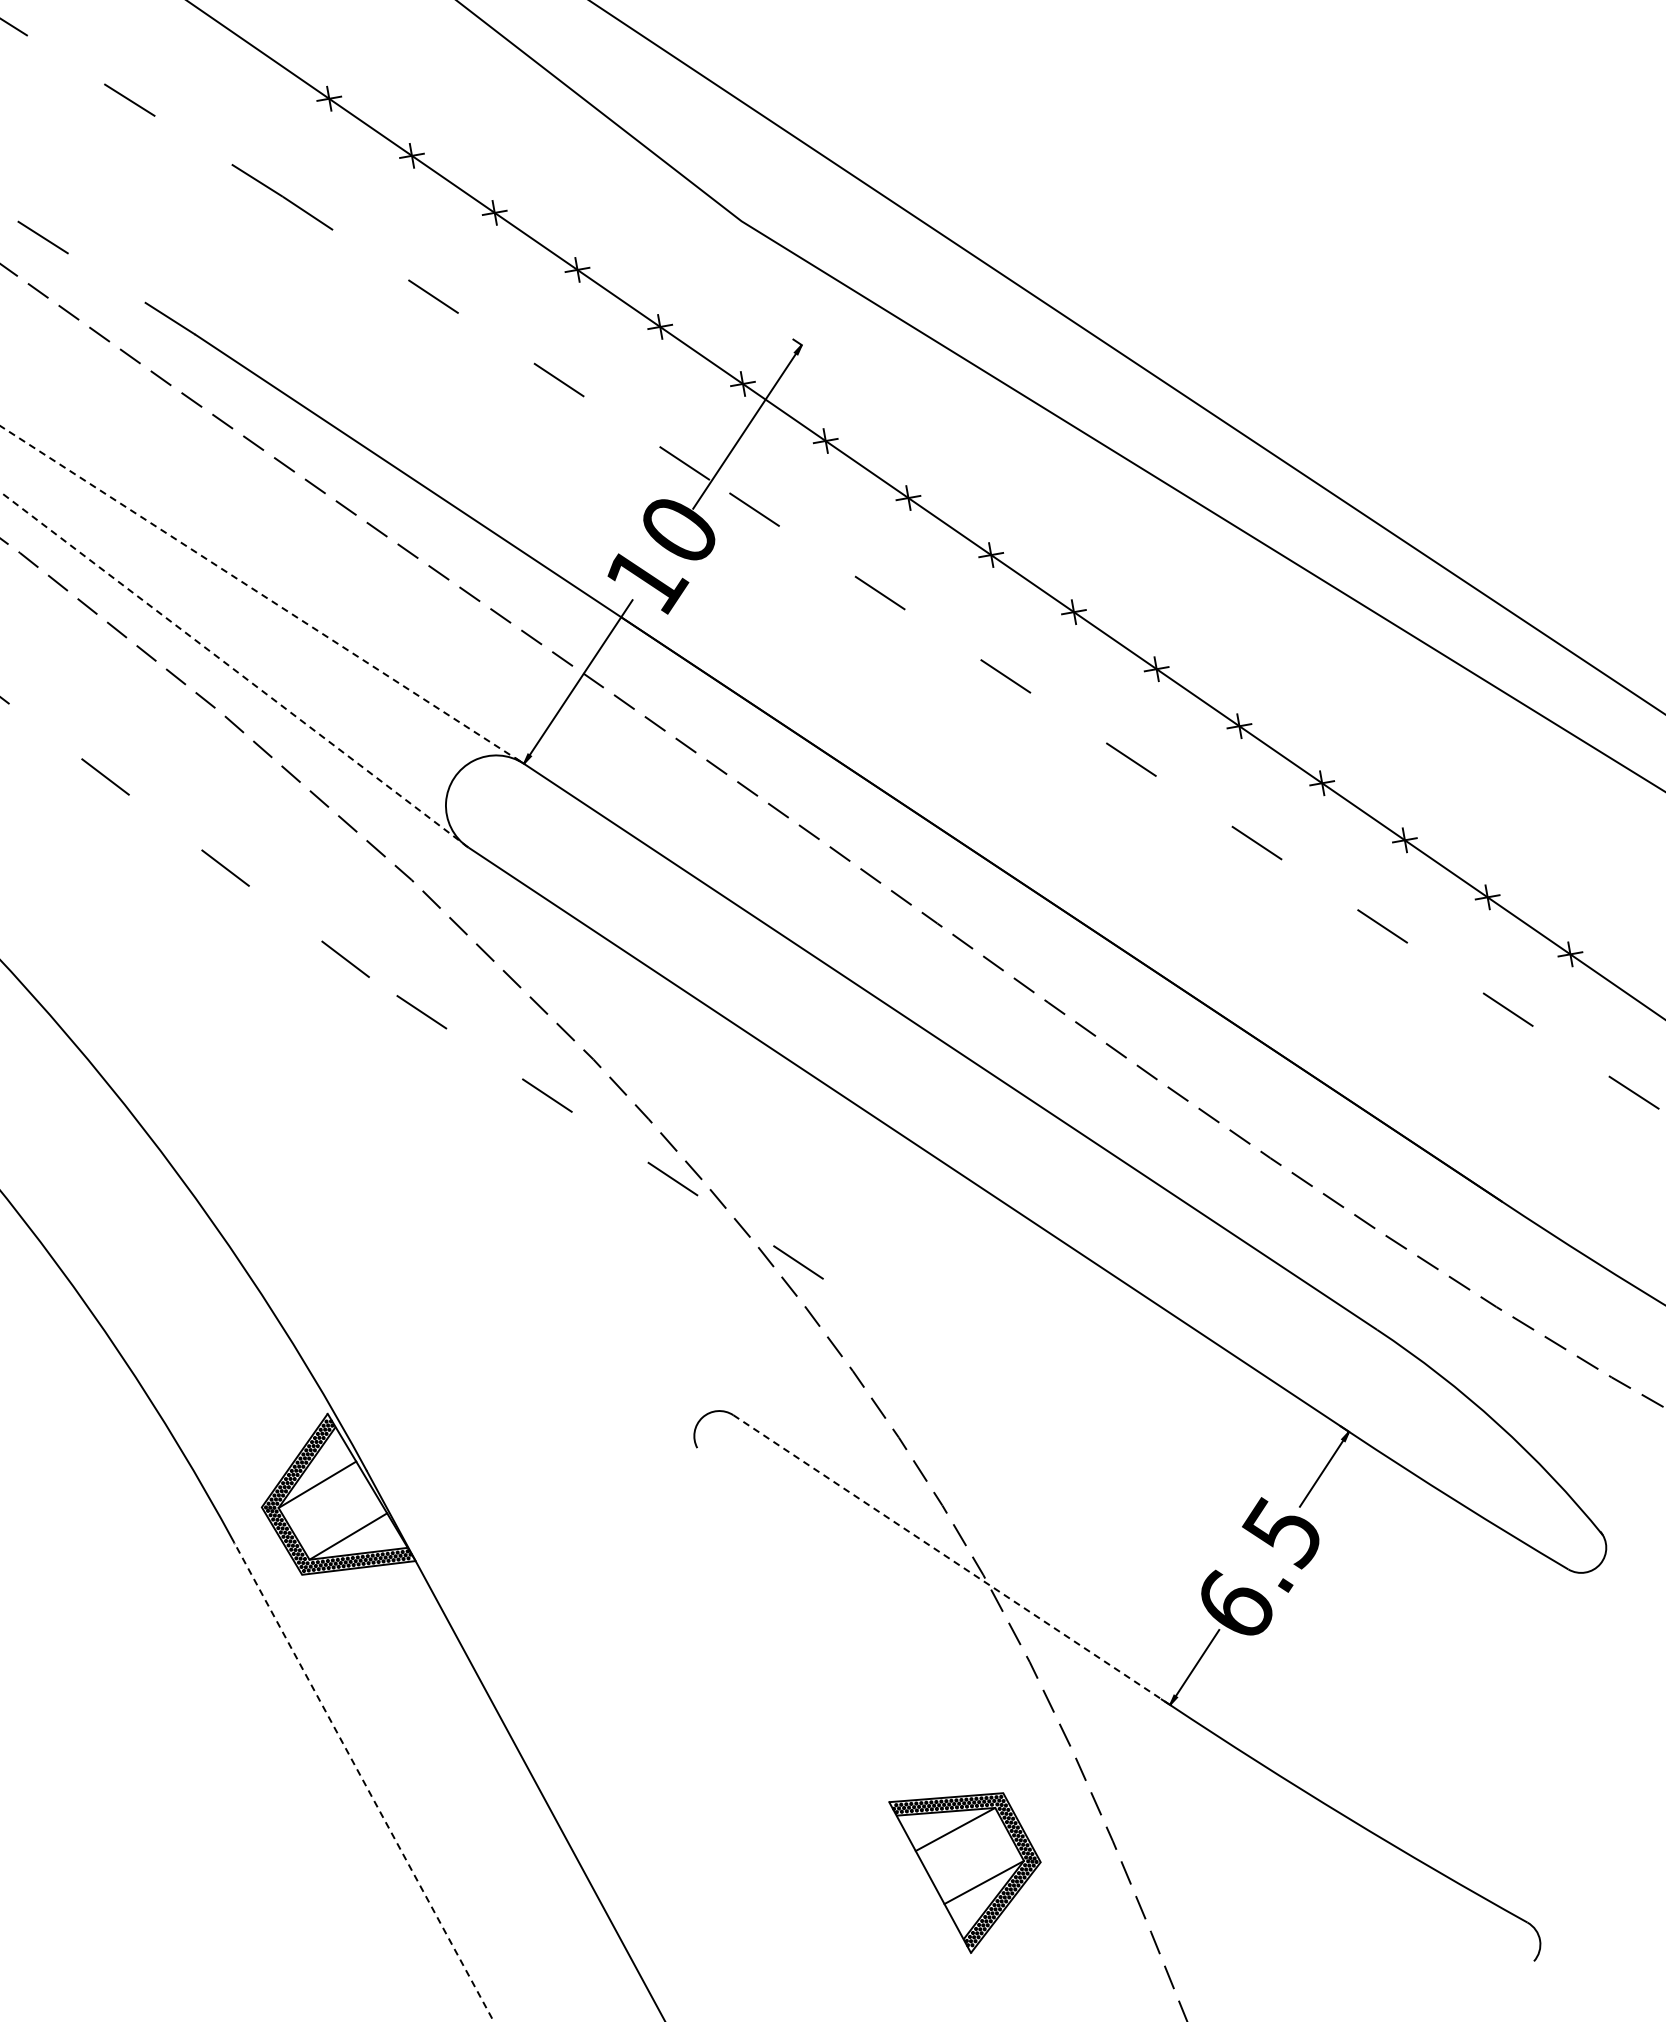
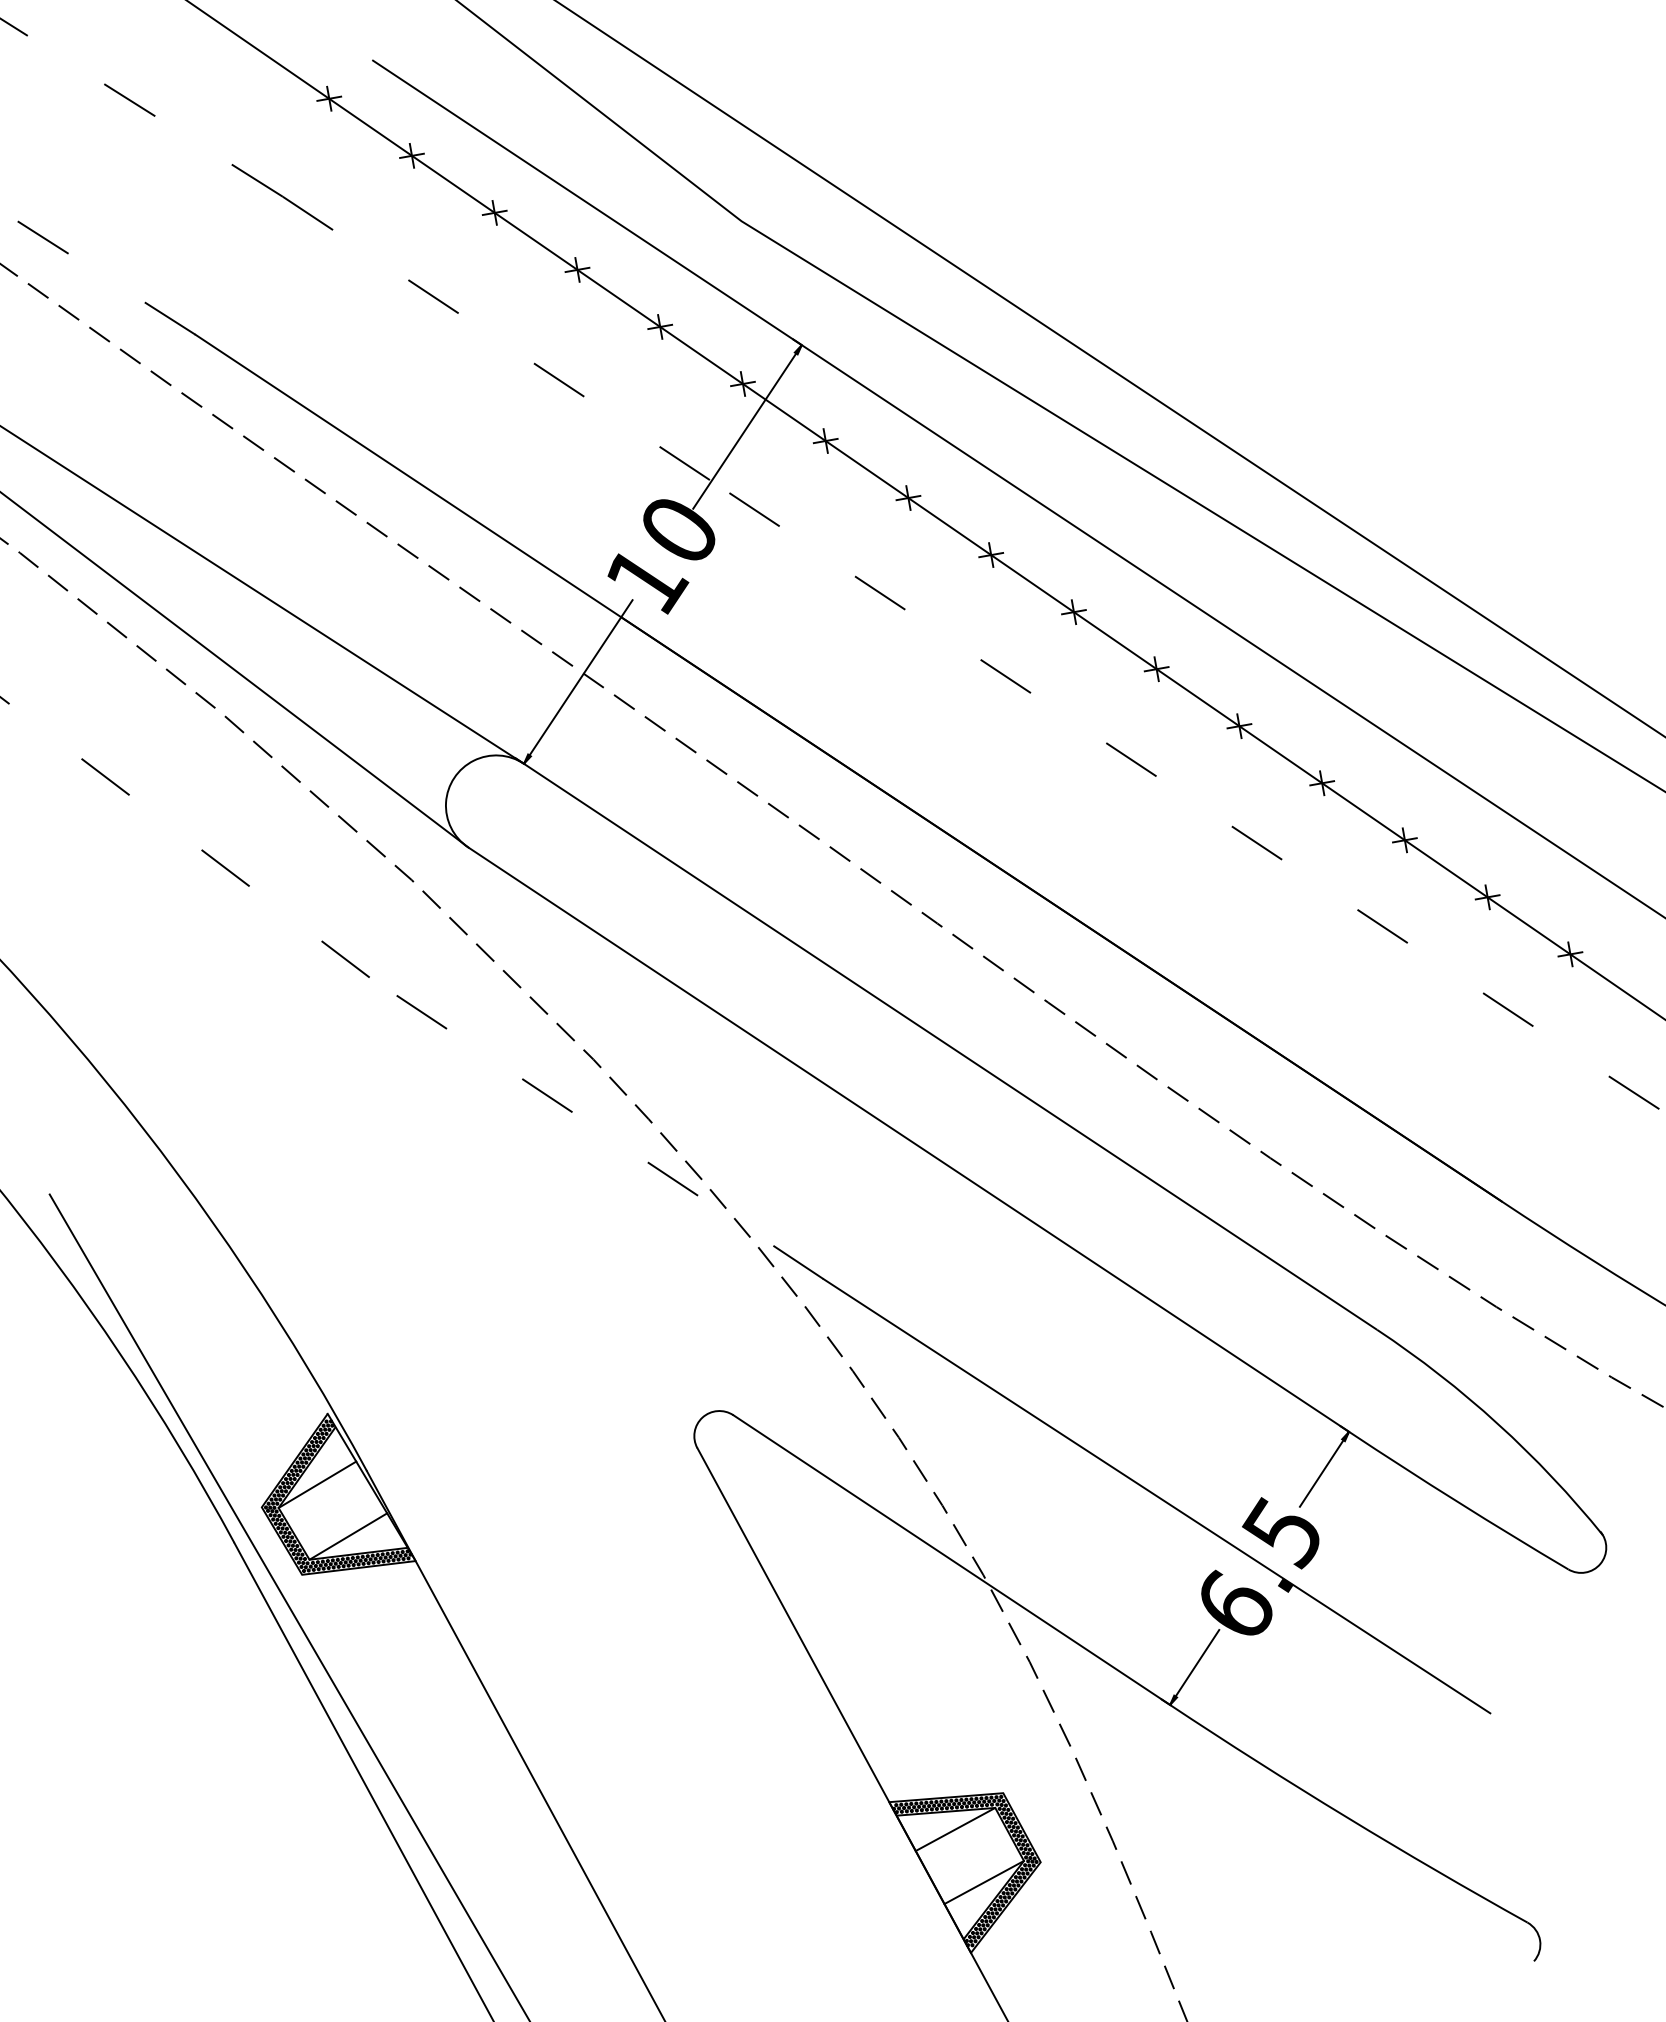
line position: (1127, 357) -> (1110, 368) (1110, 368)
line: none -> present (1017, 488)
line: dashed -> solid (262, 595)
line: dashed -> solid (234, 669)
line: none -> present (1156, 1496)
line: dashed -> solid (952, 1560)
line: none -> present (288, 1606)
line: none -> present (851, 1733)
line: dashed -> solid (363, 1781)
